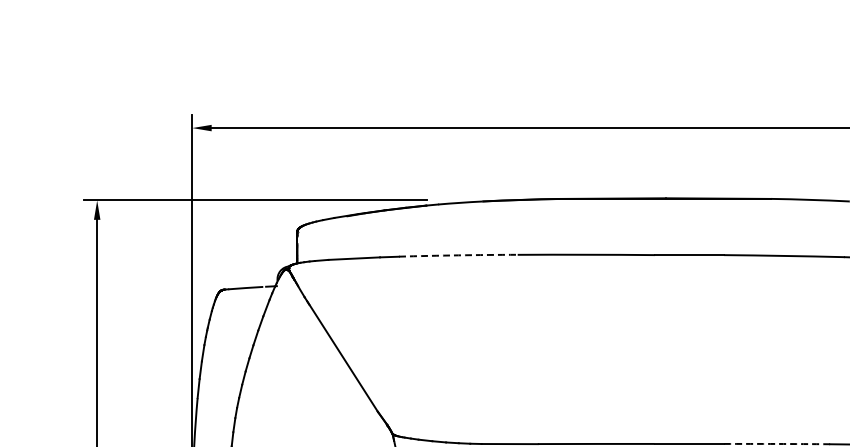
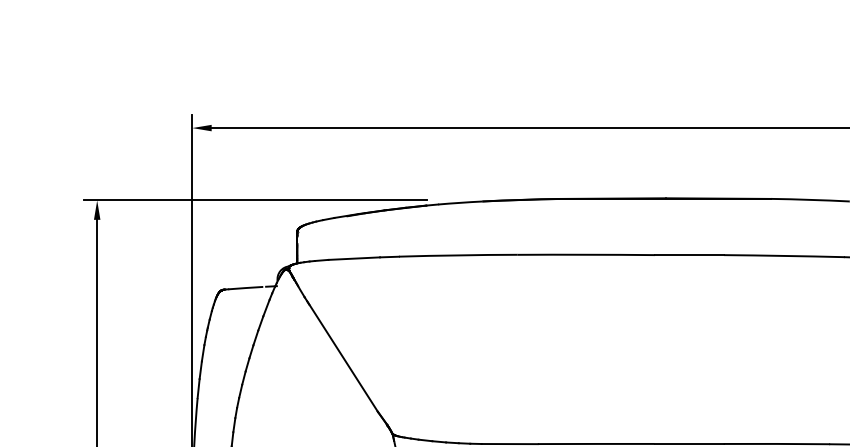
arc: dashed -> solid (458, 255)
arc: dashed -> solid (776, 443)
